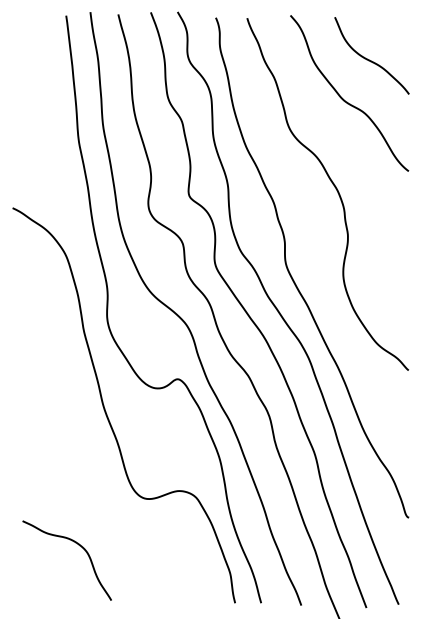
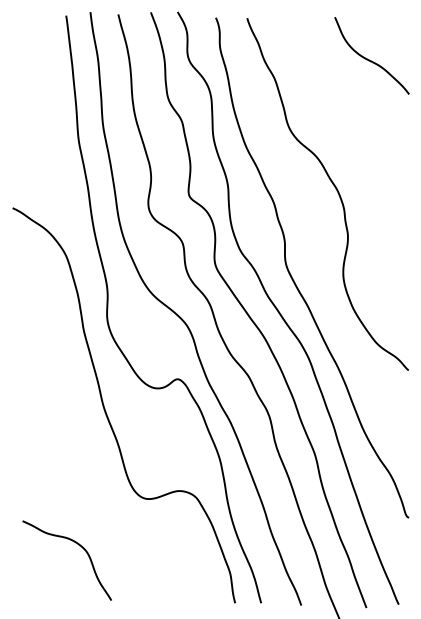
curve: present -> none (343, 98)
